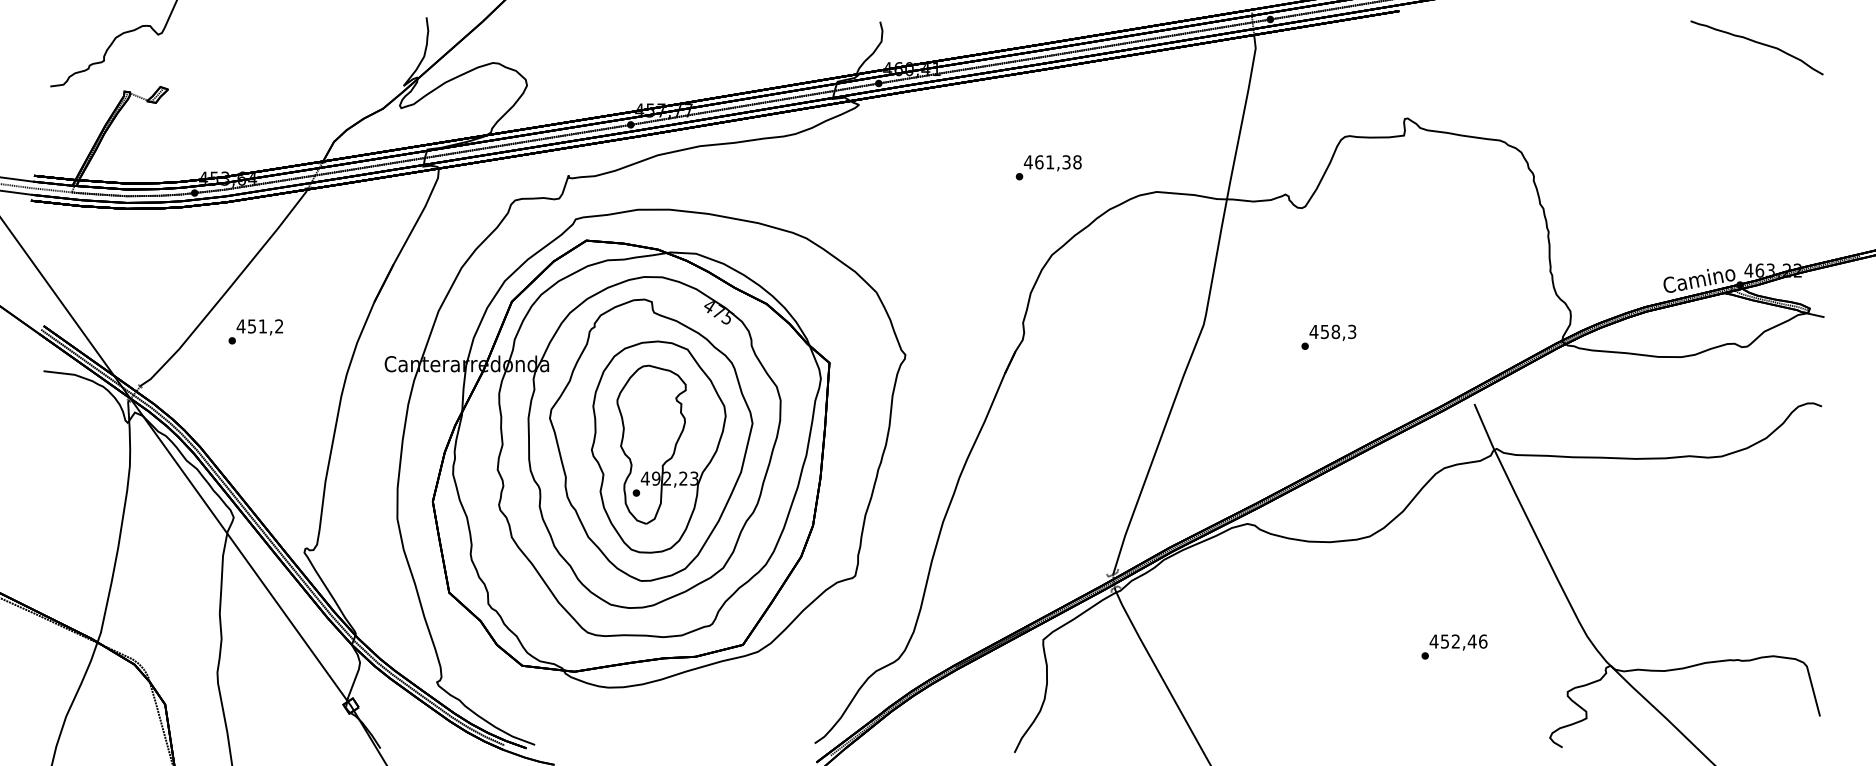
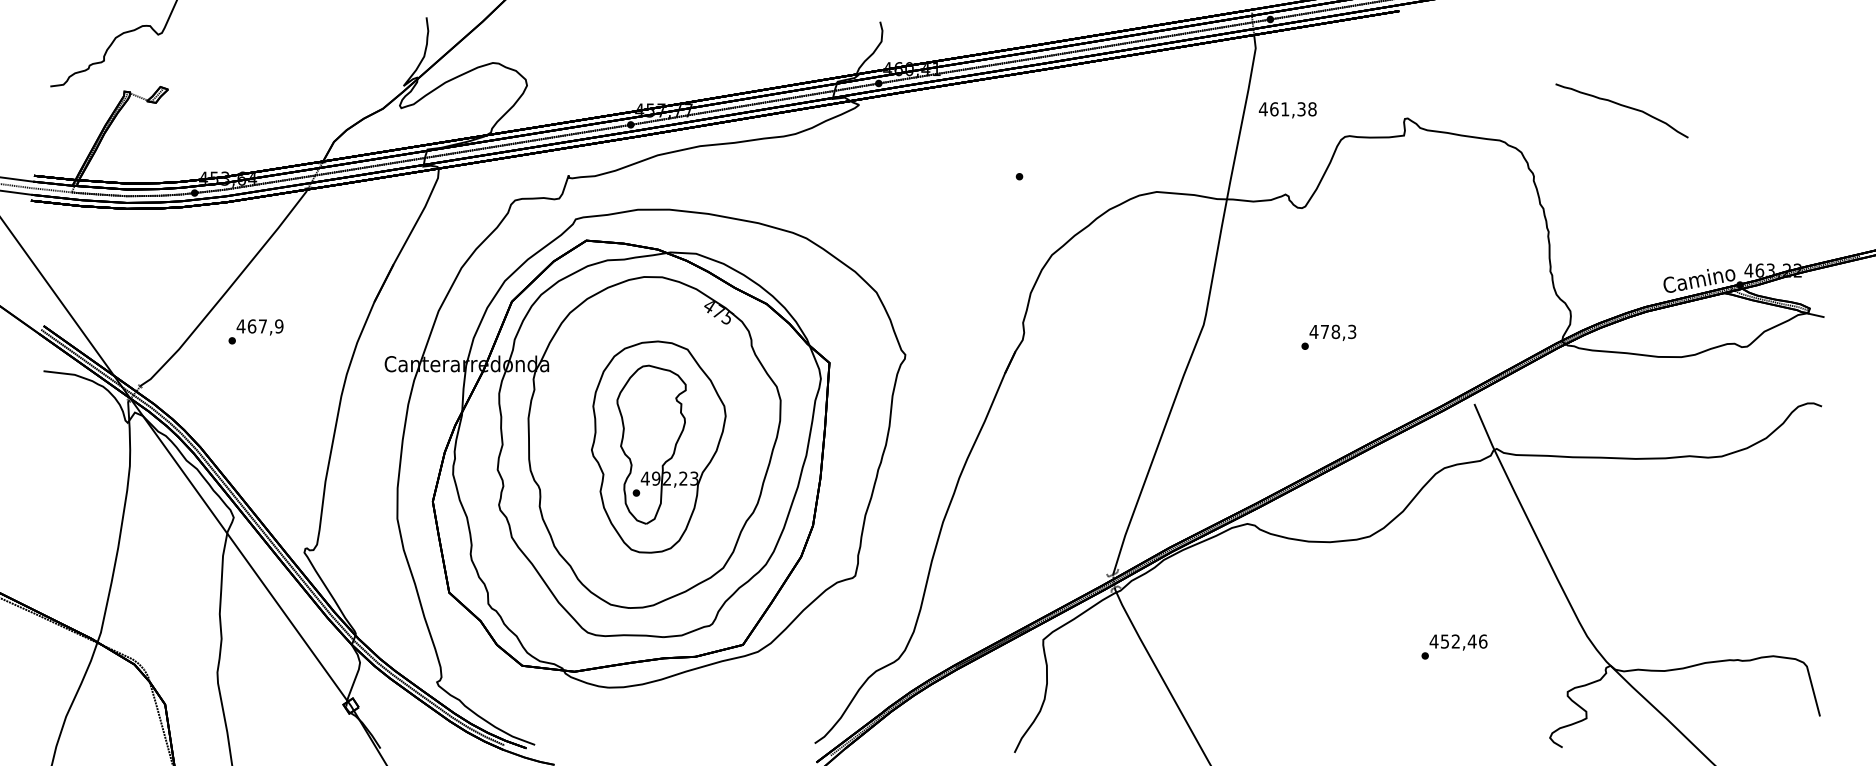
curve position: (1756, 43) -> (1621, 106) (1621, 106)
text position: (1052, 163) -> (1287, 110) (1287, 110)
text: 451,2 -> 467,9 (265, 326)
text: 458,3 -> 478,3 (1324, 332)
part: present -> none (651, 439)
